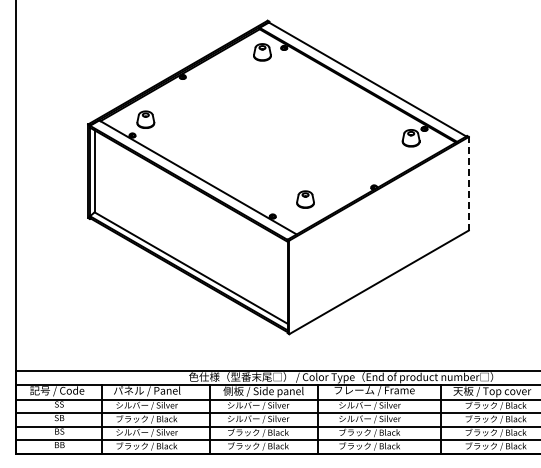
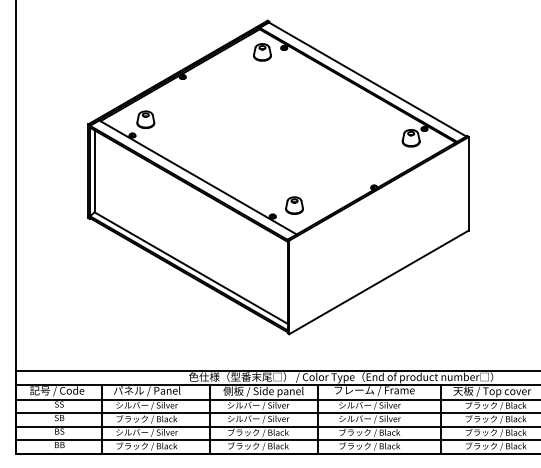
line: dashed -> solid (468, 183)
part position: (305, 199) -> (294, 205) (294, 205)
